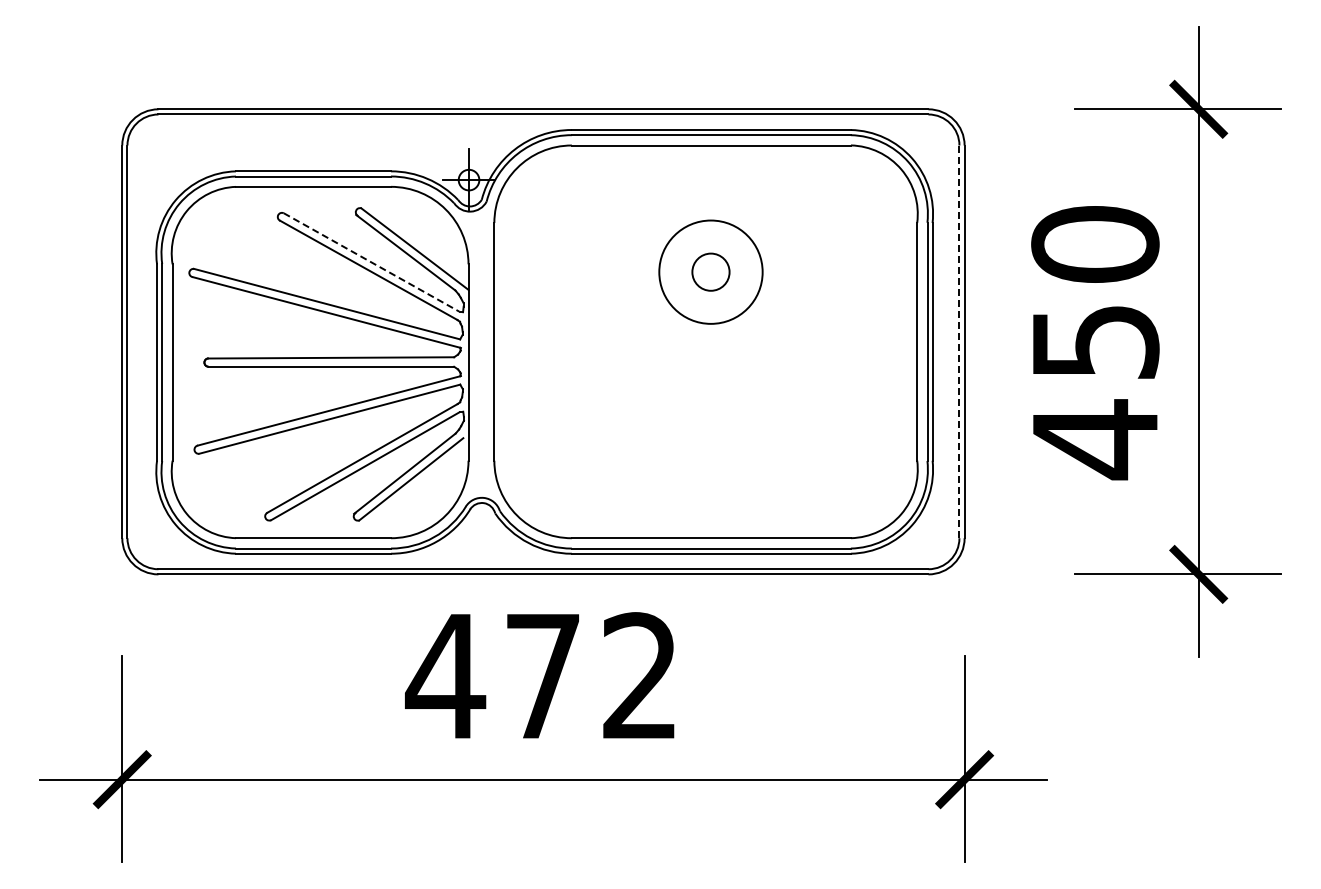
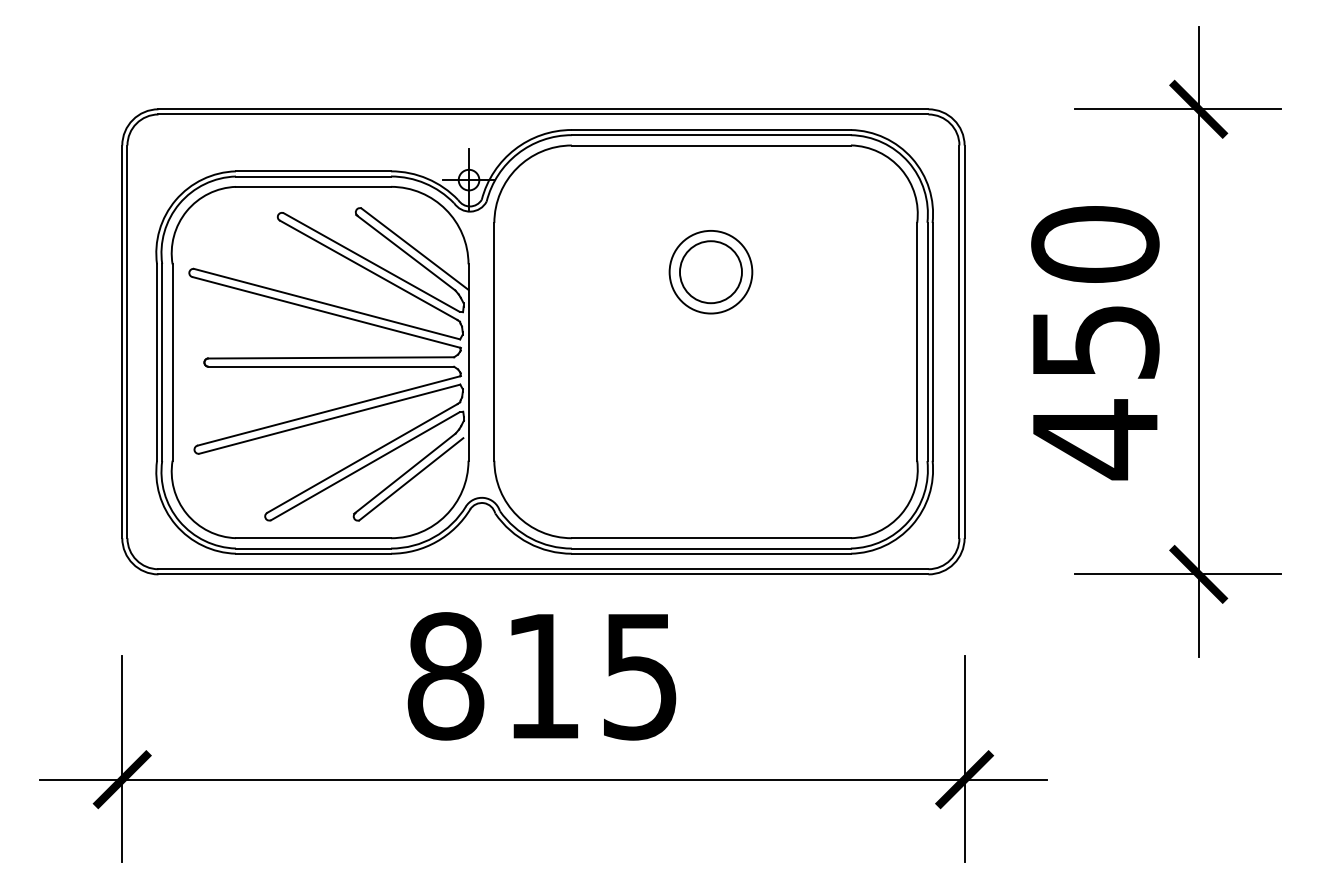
line: dashed -> solid (371, 262)
circle diameter: 103 px -> 83 px (710, 271)
circle diameter: 37 px -> 62 px (710, 272)
line: dashed -> solid (959, 342)
text: 472 -> 815 (540, 676)
